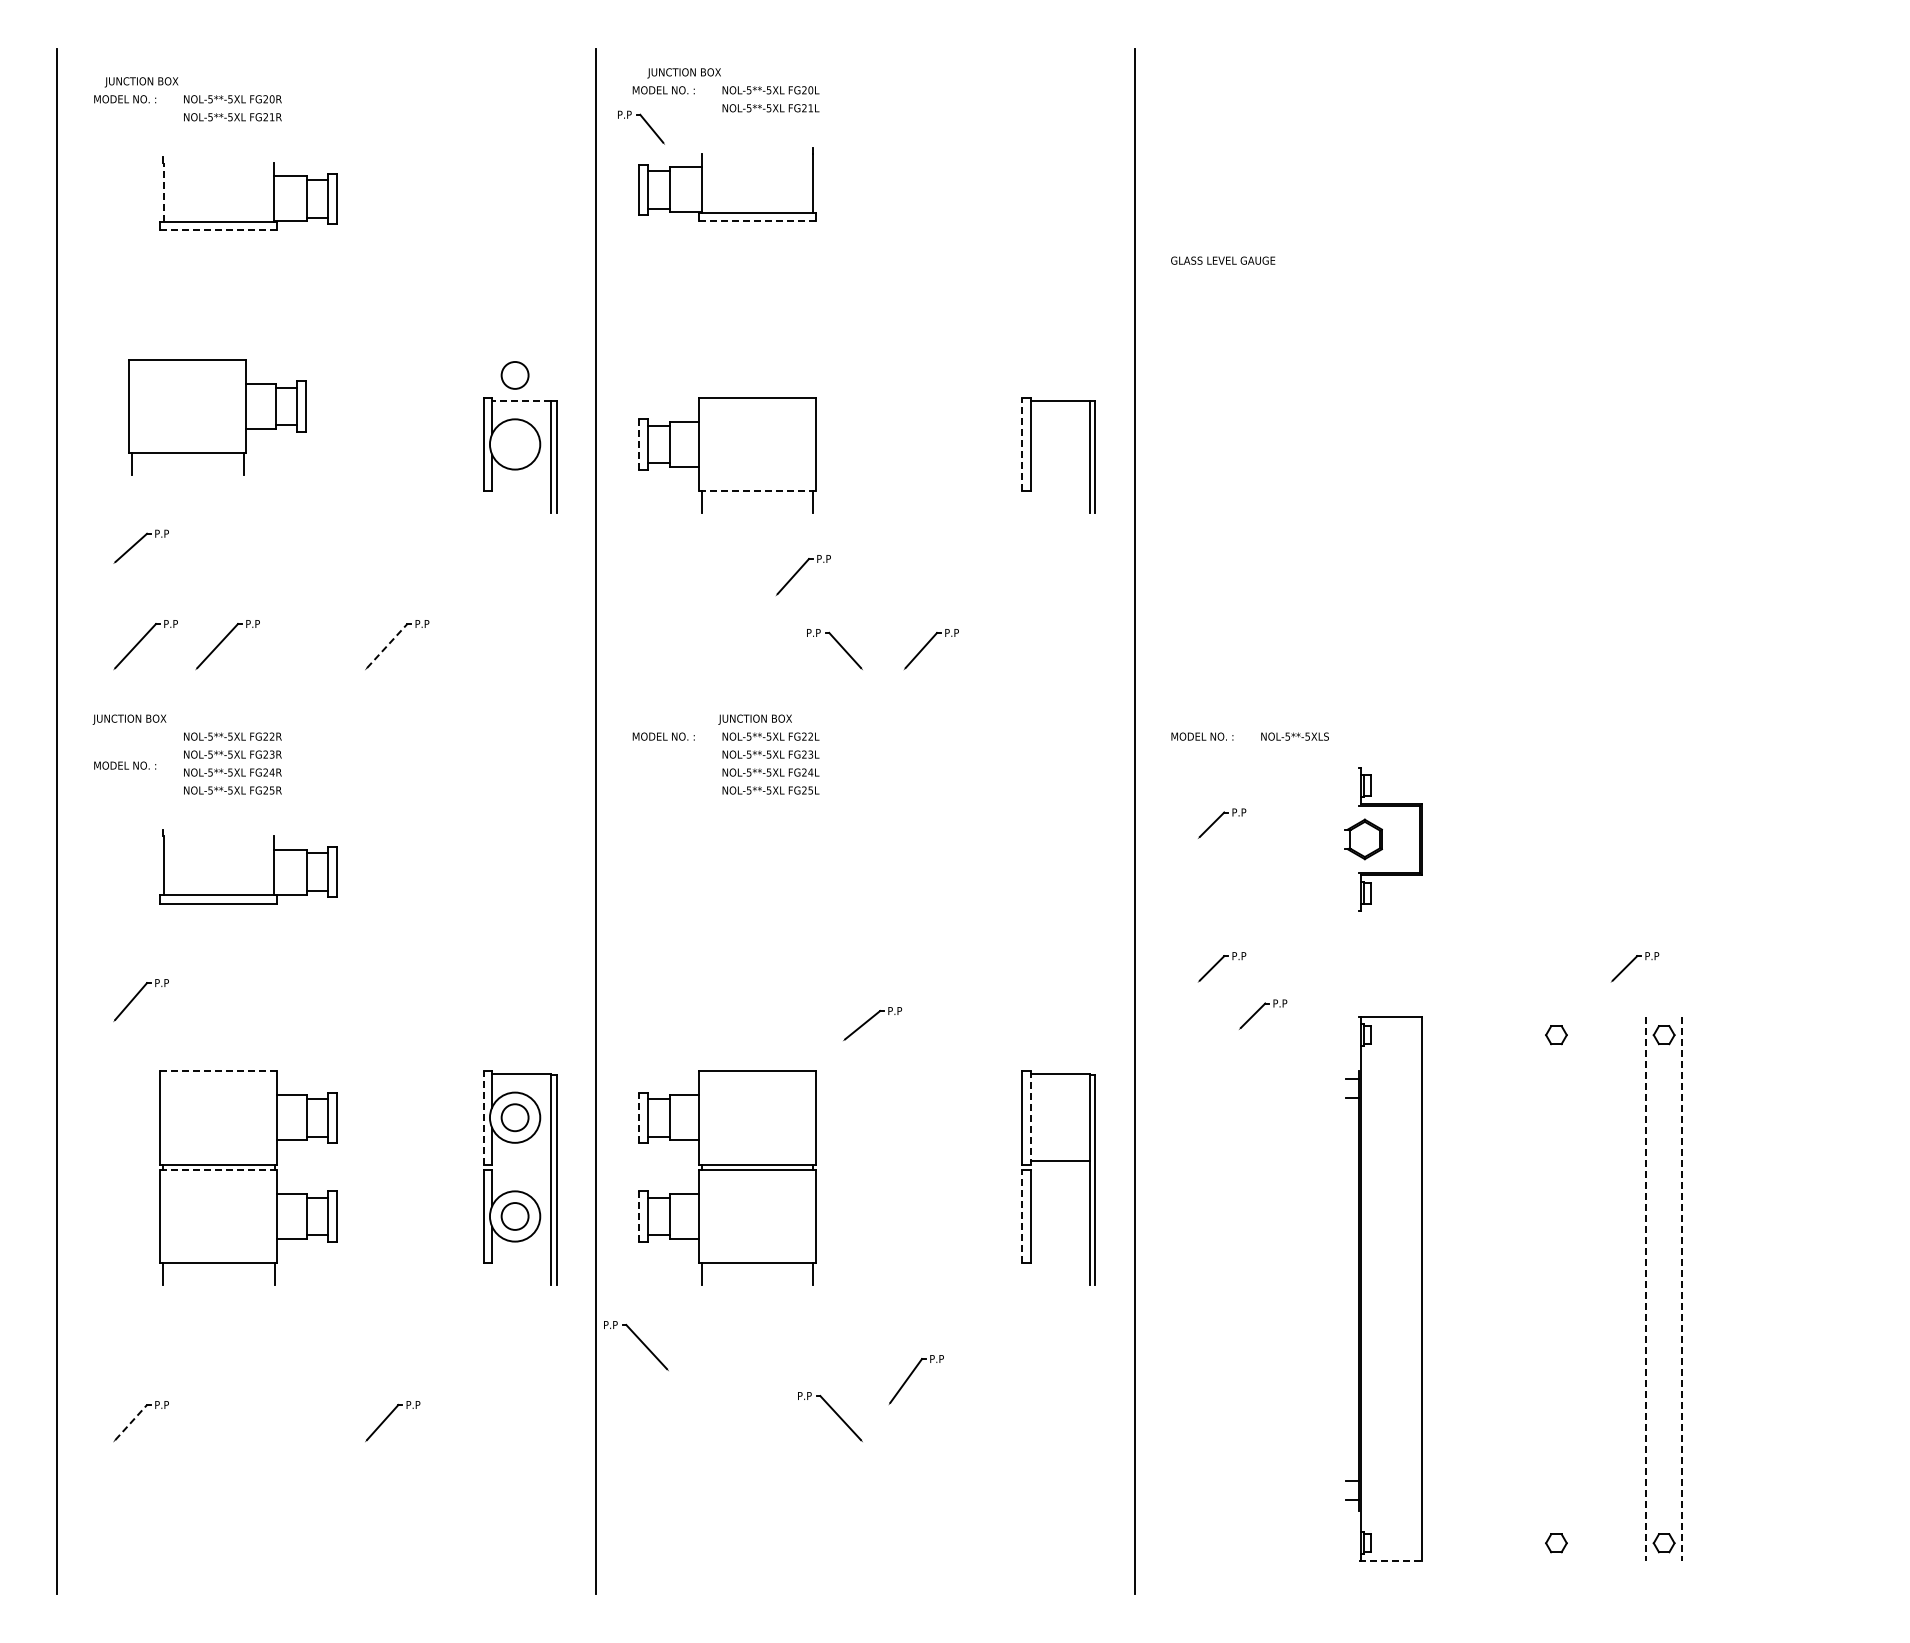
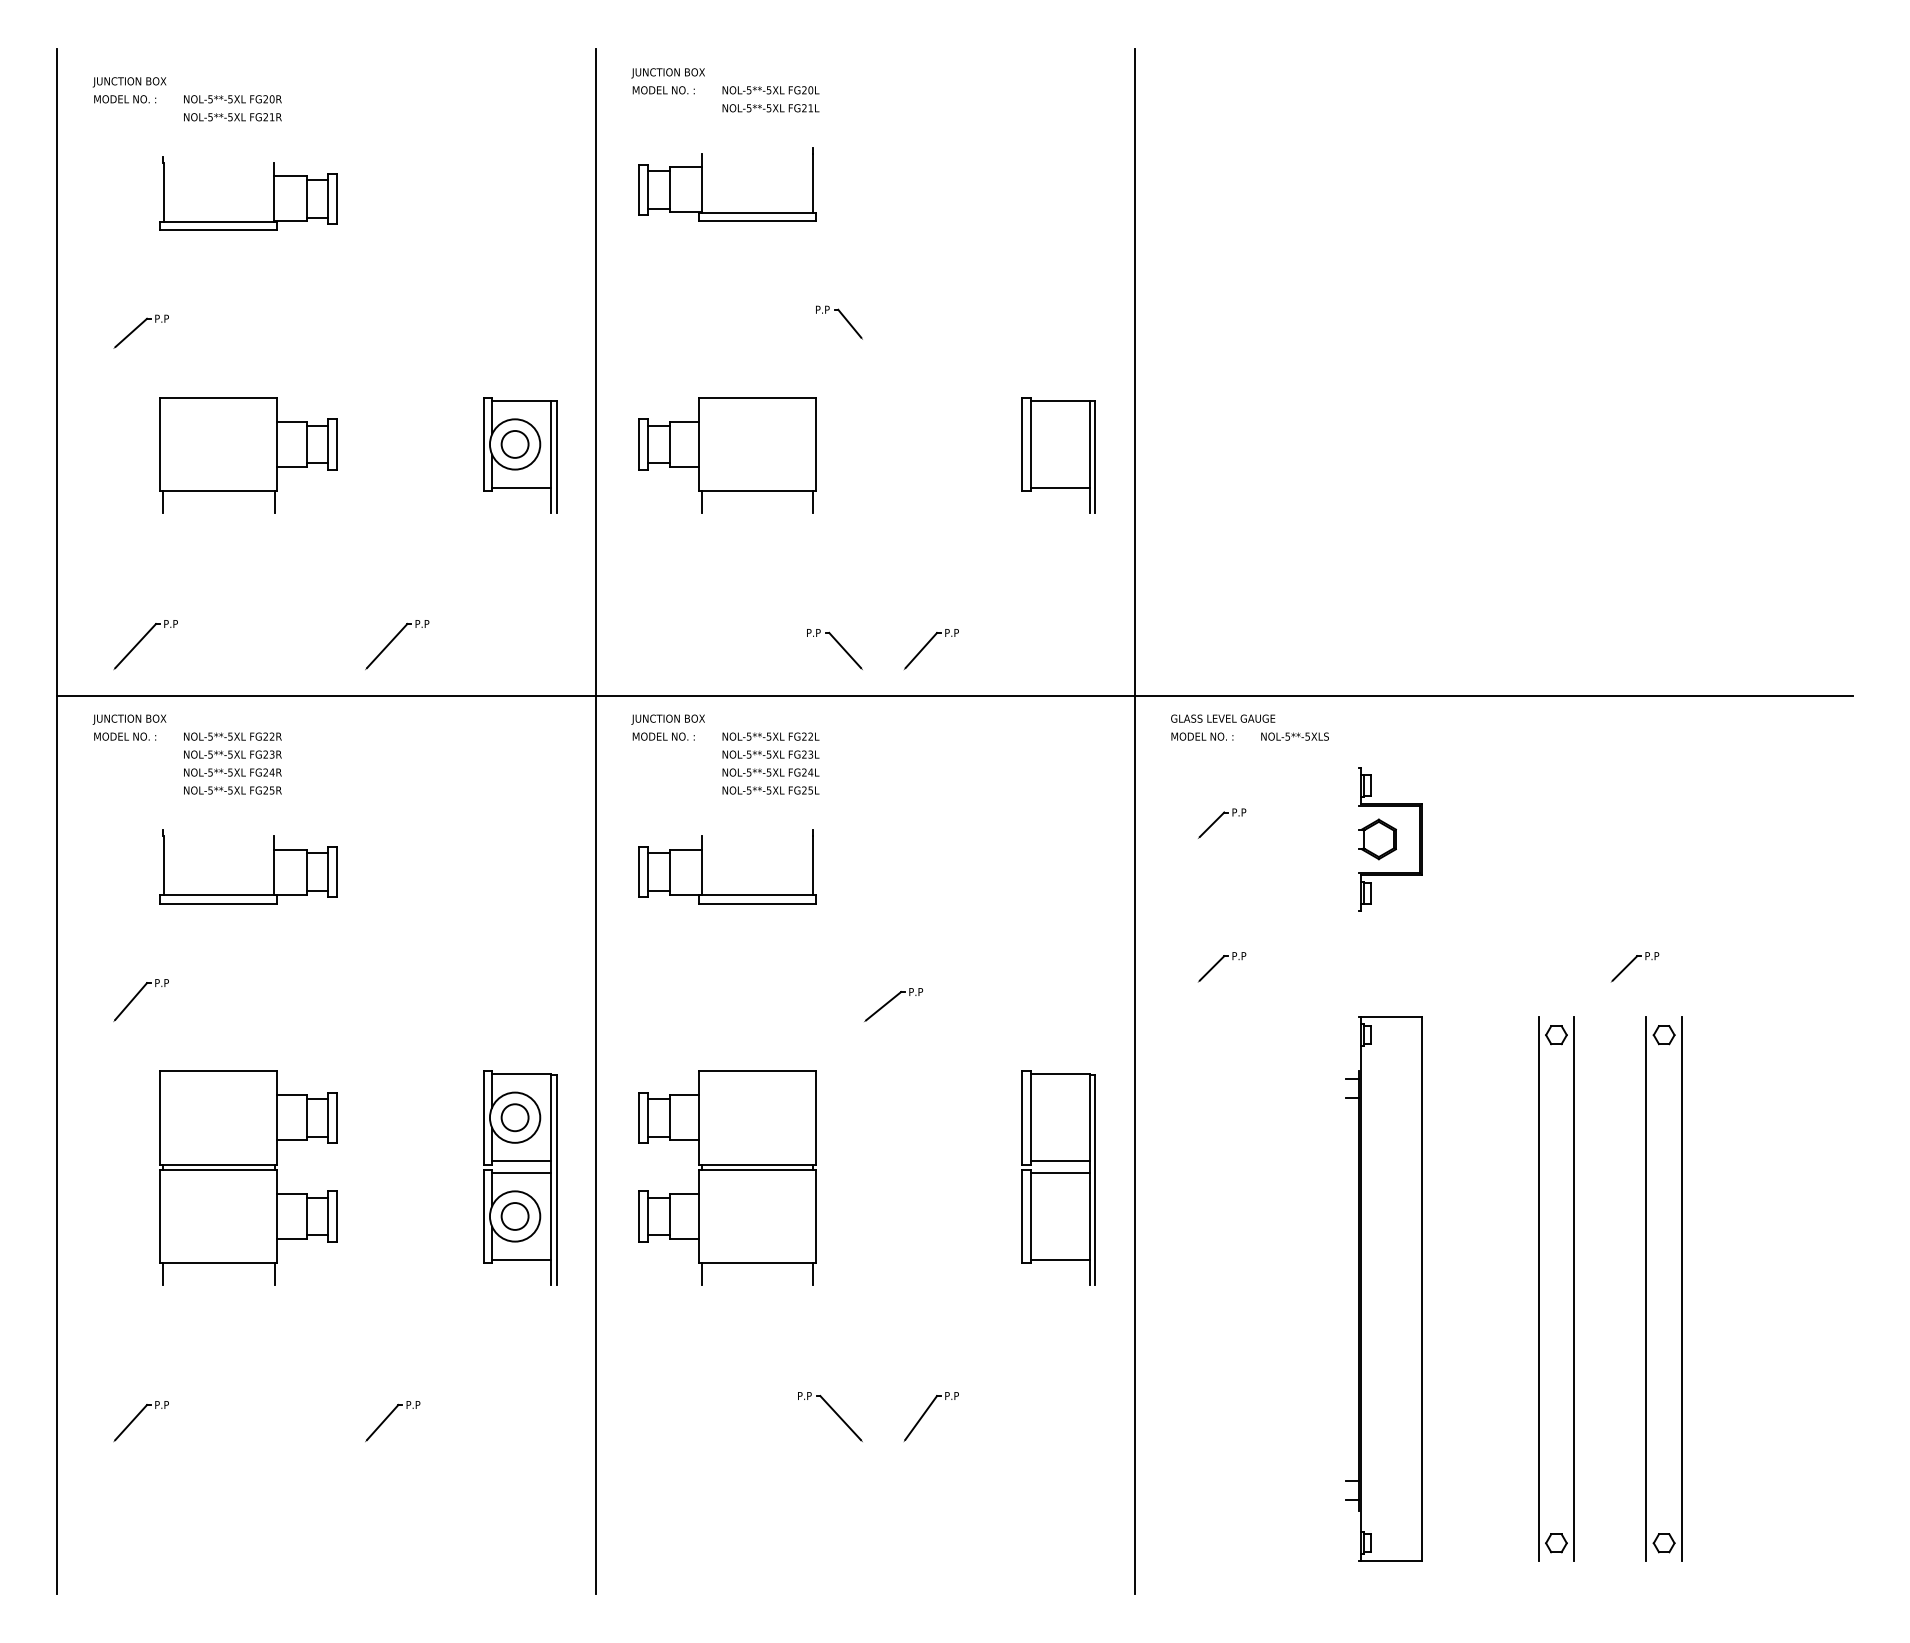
text position: (683, 73) -> (667, 73) (667, 73)
text position: (141, 82) -> (129, 82) (129, 82)
part position: (647, 125) -> (845, 320) (845, 320)
line: dashed -> solid (163, 191)
line: dashed -> solid (758, 221)
line: dashed -> solid (218, 230)
text position: (1223, 260) -> (1223, 718) (1223, 718)
circle position: (514, 375) -> (514, 444) (514, 444)
line: dashed -> solid (521, 400)
part position: (217, 417) -> (248, 455) (248, 455)
line: dashed -> solid (639, 443)
line: dashed -> solid (1022, 444)
line: none -> present (521, 488)
line: none -> present (1059, 488)
line: dashed -> solid (757, 491)
part position: (140, 546) -> (140, 331) (140, 331)
part: present -> none (802, 575)
part: present -> none (227, 645)
line: dashed -> solid (387, 646)
line: none -> present (954, 695)
text position: (754, 719) -> (667, 719) (667, 719)
text position: (125, 765) -> (125, 736) (125, 736)
part position: (1363, 839) -> (1377, 839) (1377, 839)
part: none -> present (702, 866)
part: present -> none (1263, 1014)
part position: (872, 1023) -> (893, 1004) (893, 1004)
line: dashed -> solid (219, 1070)
line: dashed -> solid (483, 1117)
line: dashed -> solid (639, 1117)
line: dashed -> solid (1030, 1117)
line: none -> present (521, 1161)
line: dashed -> solid (219, 1169)
line: none -> present (521, 1172)
line: none -> present (1059, 1172)
line: dashed -> solid (639, 1215)
line: dashed -> solid (1022, 1216)
line: none -> present (521, 1260)
line: none -> present (1059, 1260)
line: none -> present (1538, 1289)
line: none -> present (1574, 1289)
line: dashed -> solid (1646, 1289)
line: dashed -> solid (1682, 1289)
part: present -> none (636, 1345)
part position: (909, 1378) -> (924, 1415) (924, 1415)
line: dashed -> solid (131, 1422)
line: dashed -> solid (1390, 1561)
